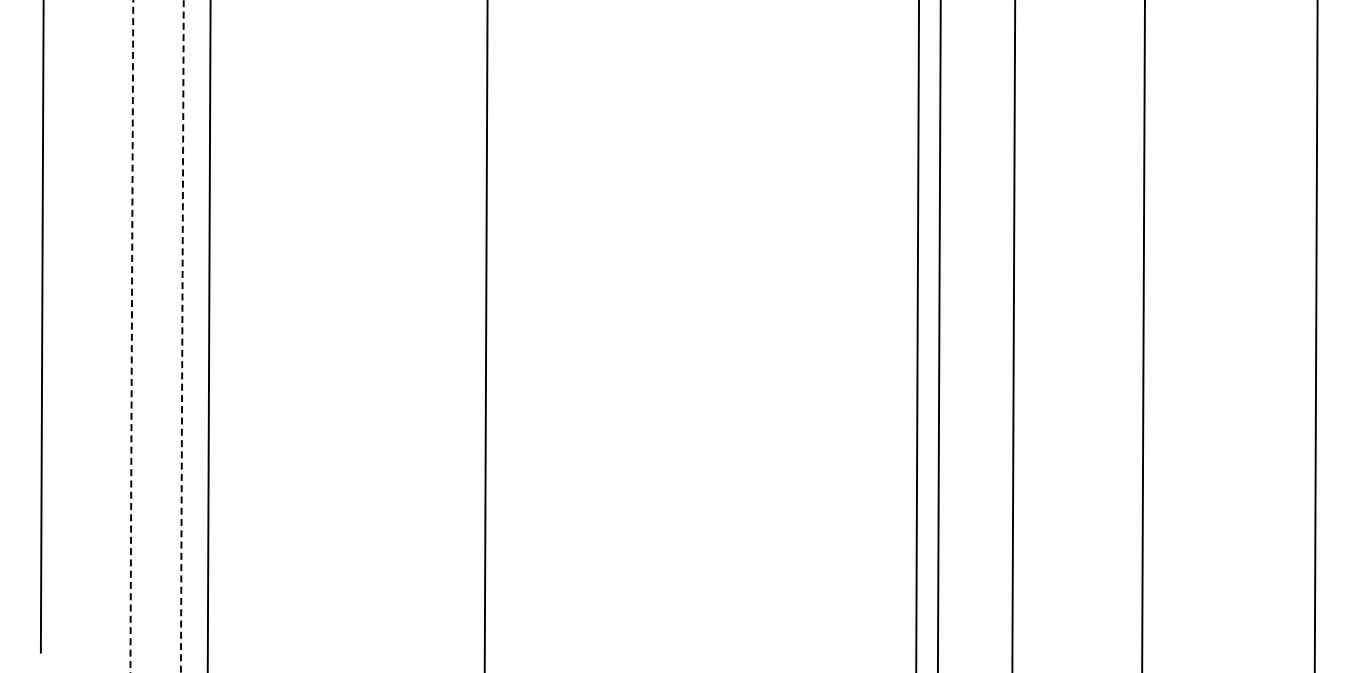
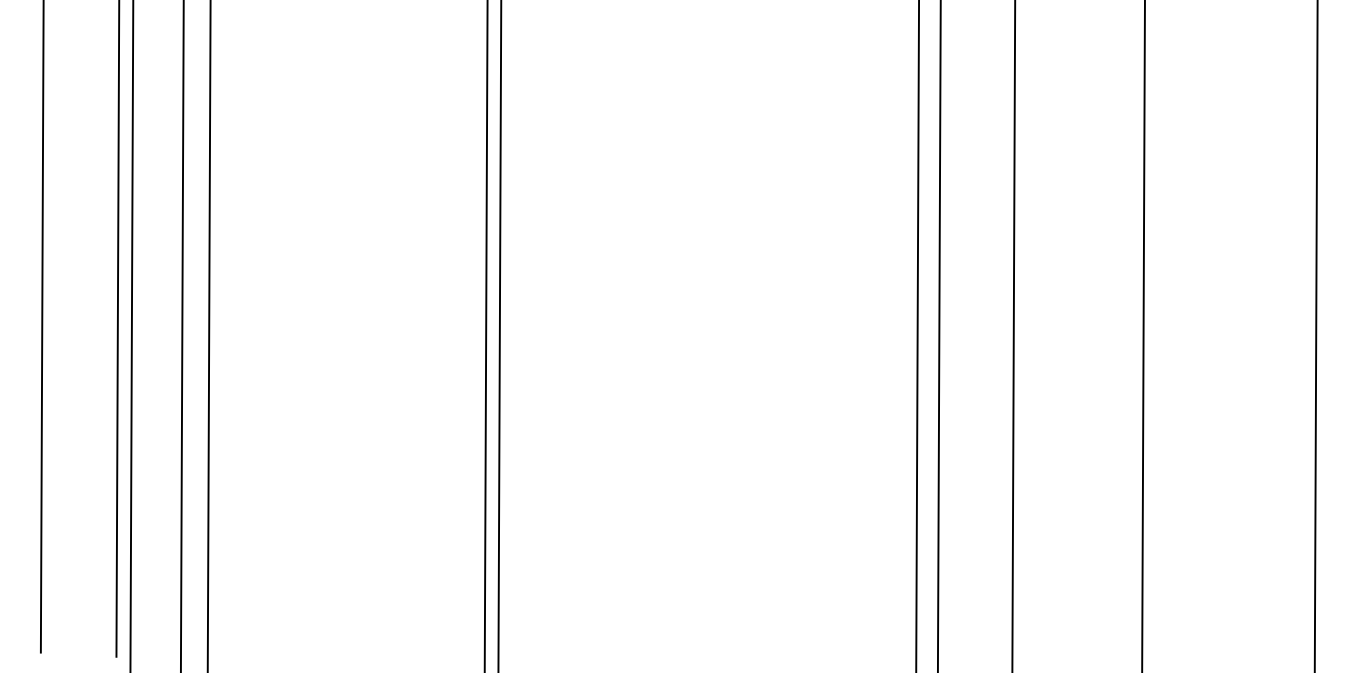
line: none -> present (117, 329)
line: none -> present (499, 335)
line: dashed -> solid (131, 336)
line: dashed -> solid (182, 337)
